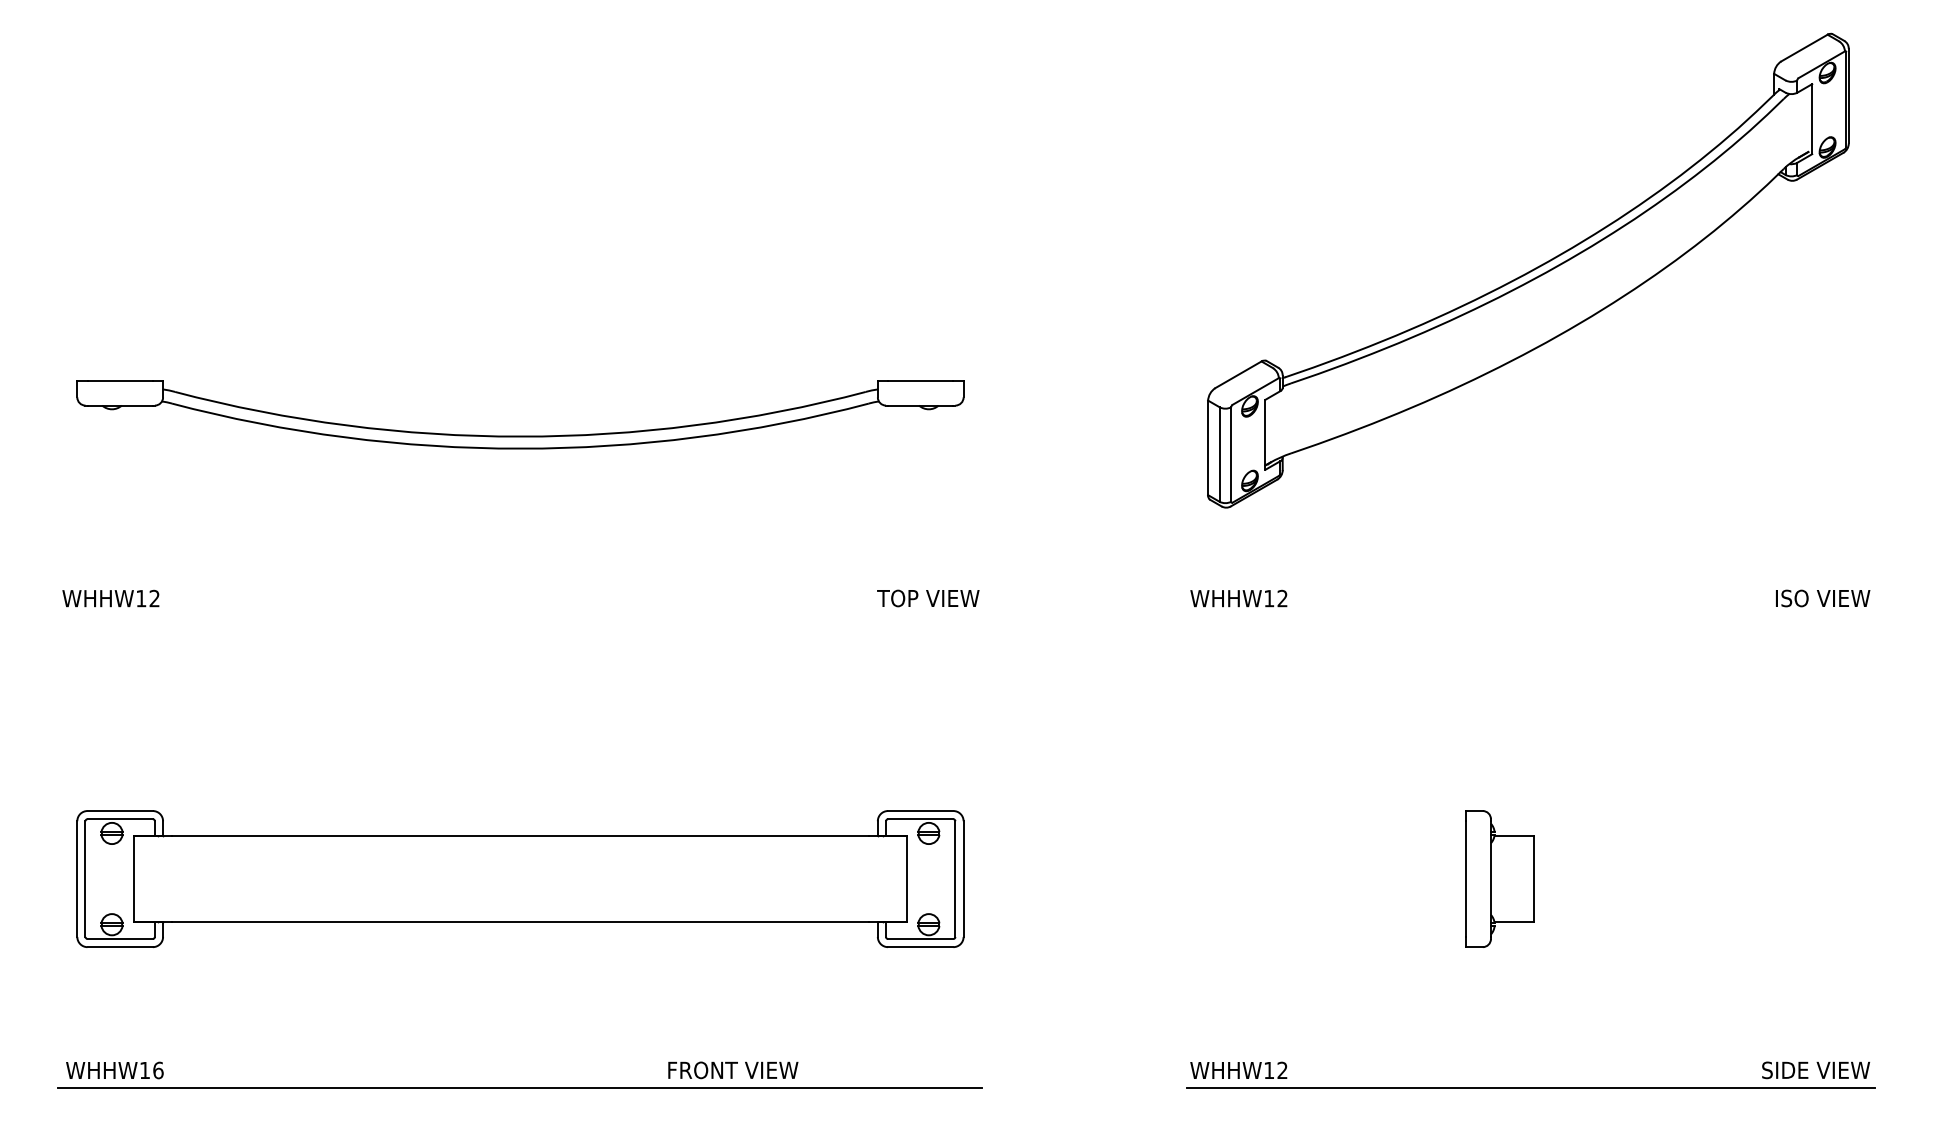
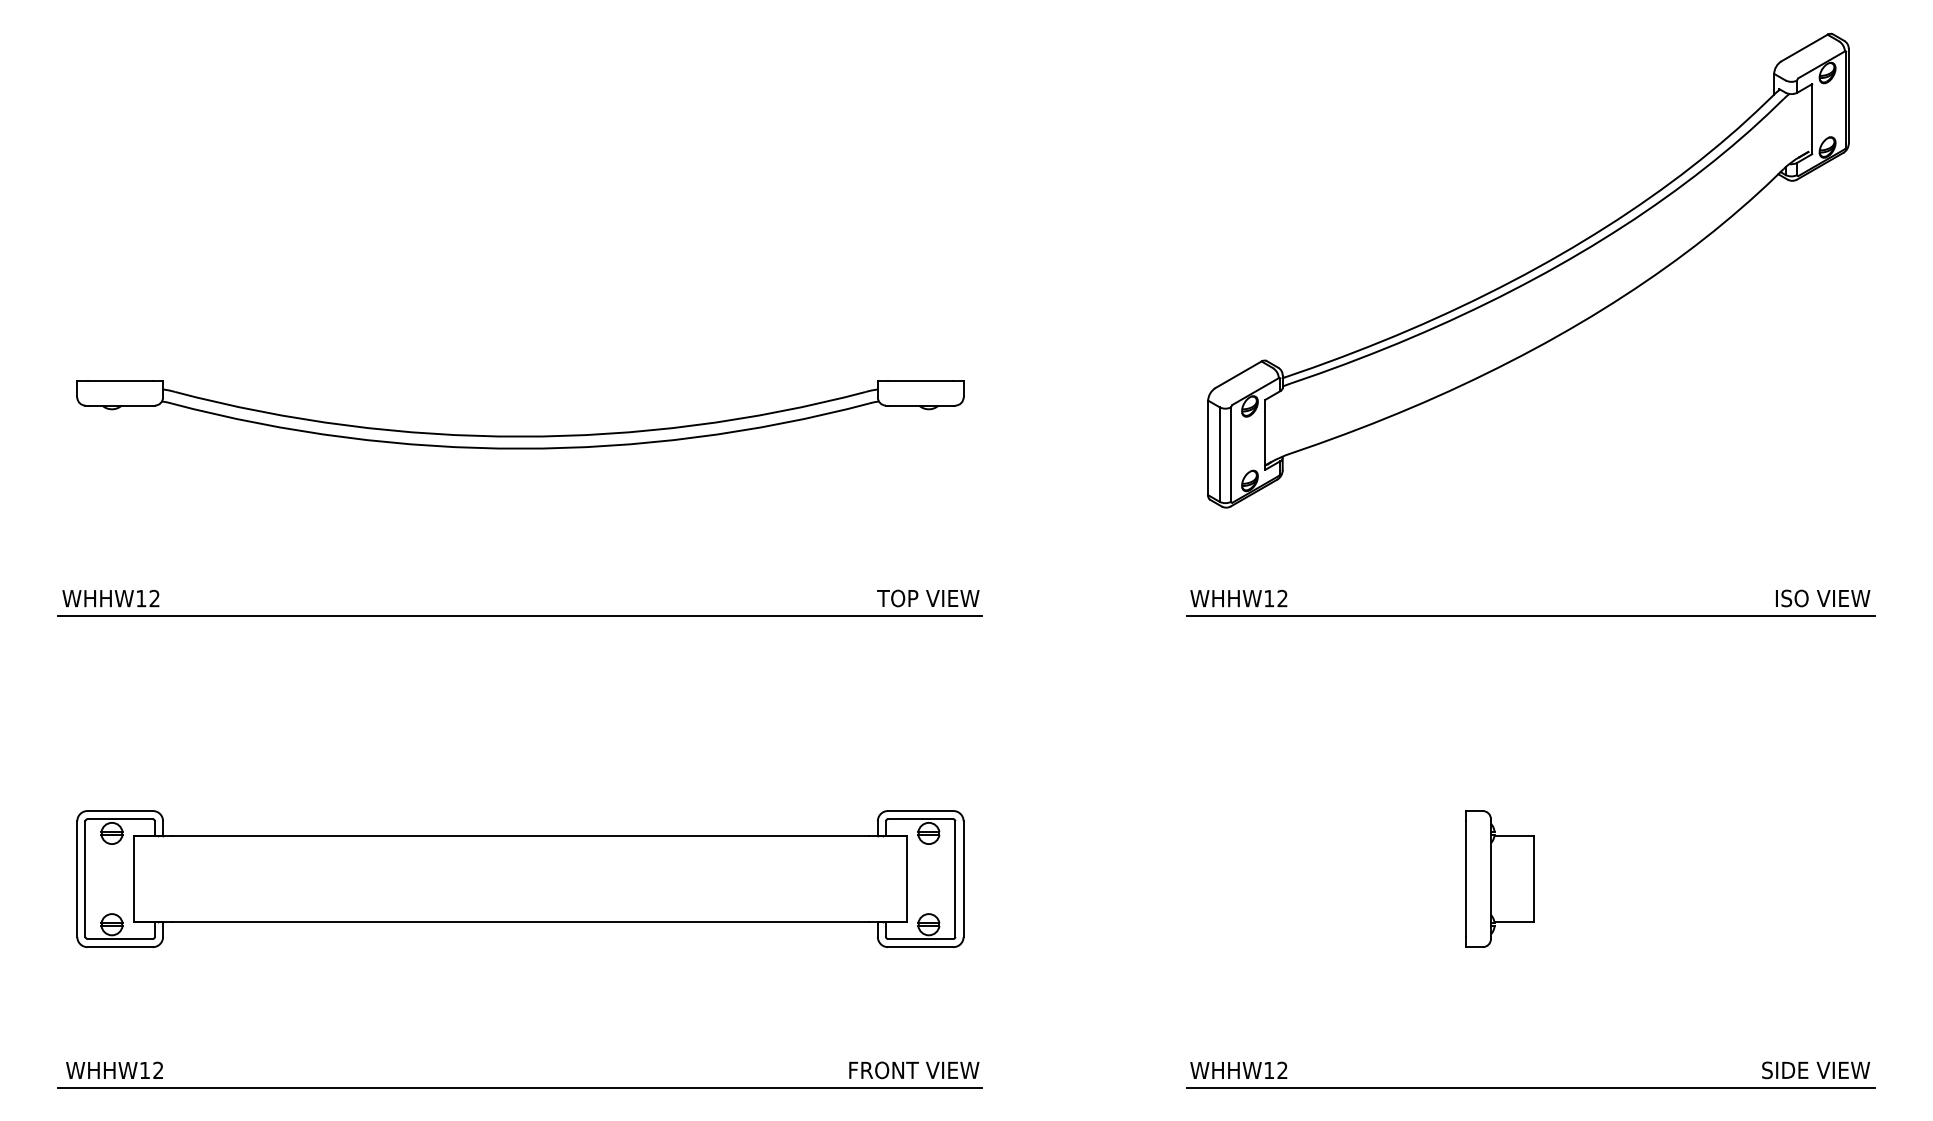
line: none -> present (519, 615)
line: none -> present (1530, 615)
text: WHHW16 -> WHHW12 (158, 1070)
text position: (733, 1070) -> (914, 1070) (914, 1070)
